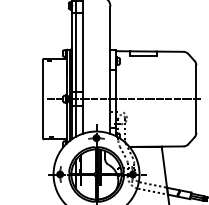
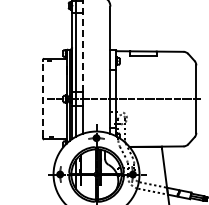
line: solid -> dashed (82, 46)
line: solid -> dashed (43, 98)
